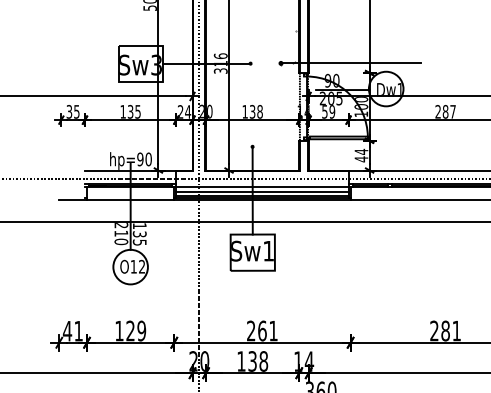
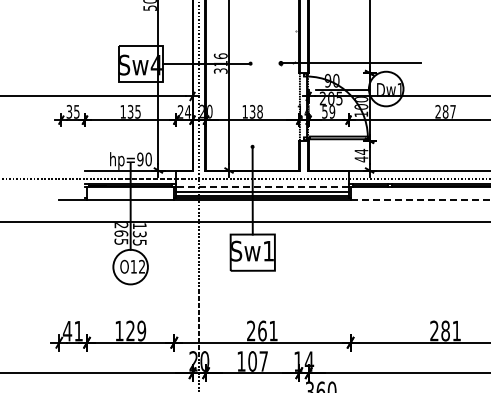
text: Sw3 -> Sw4 (155, 64)
line: solid -> dashed (261, 187)
line: solid -> dashed (421, 199)
text: 210 -> 265 (121, 237)
text: 138 -> 107 (258, 361)
